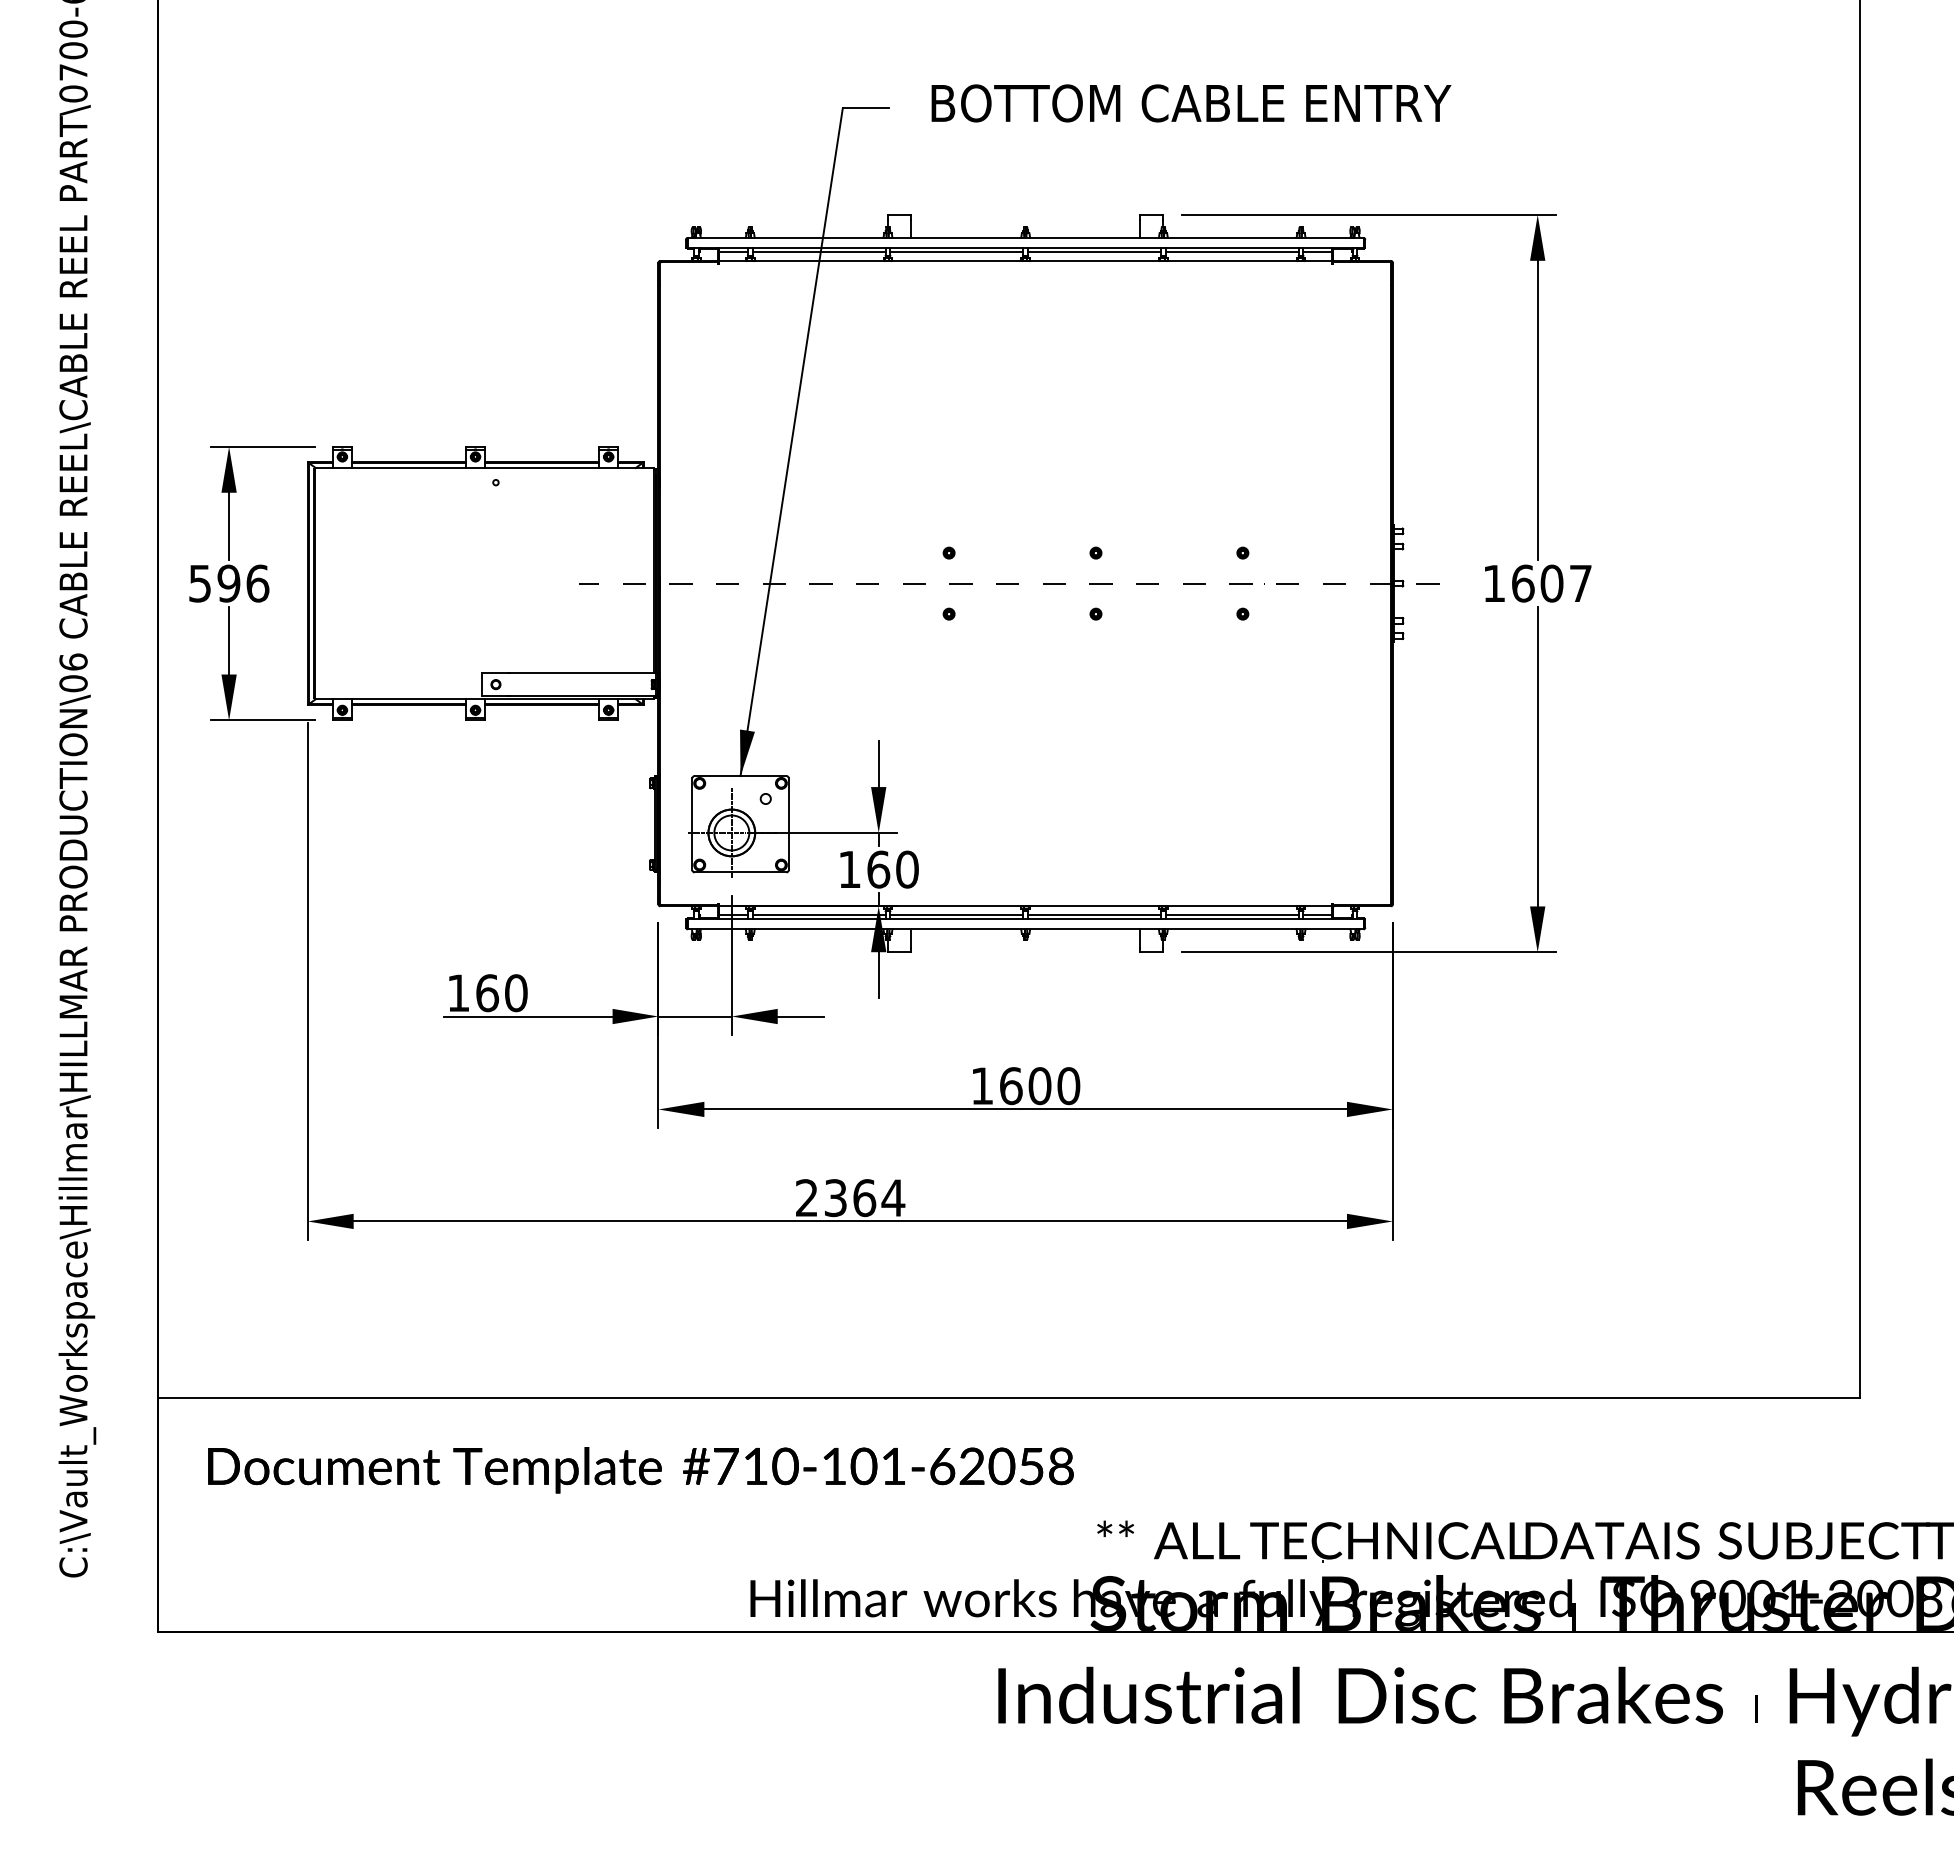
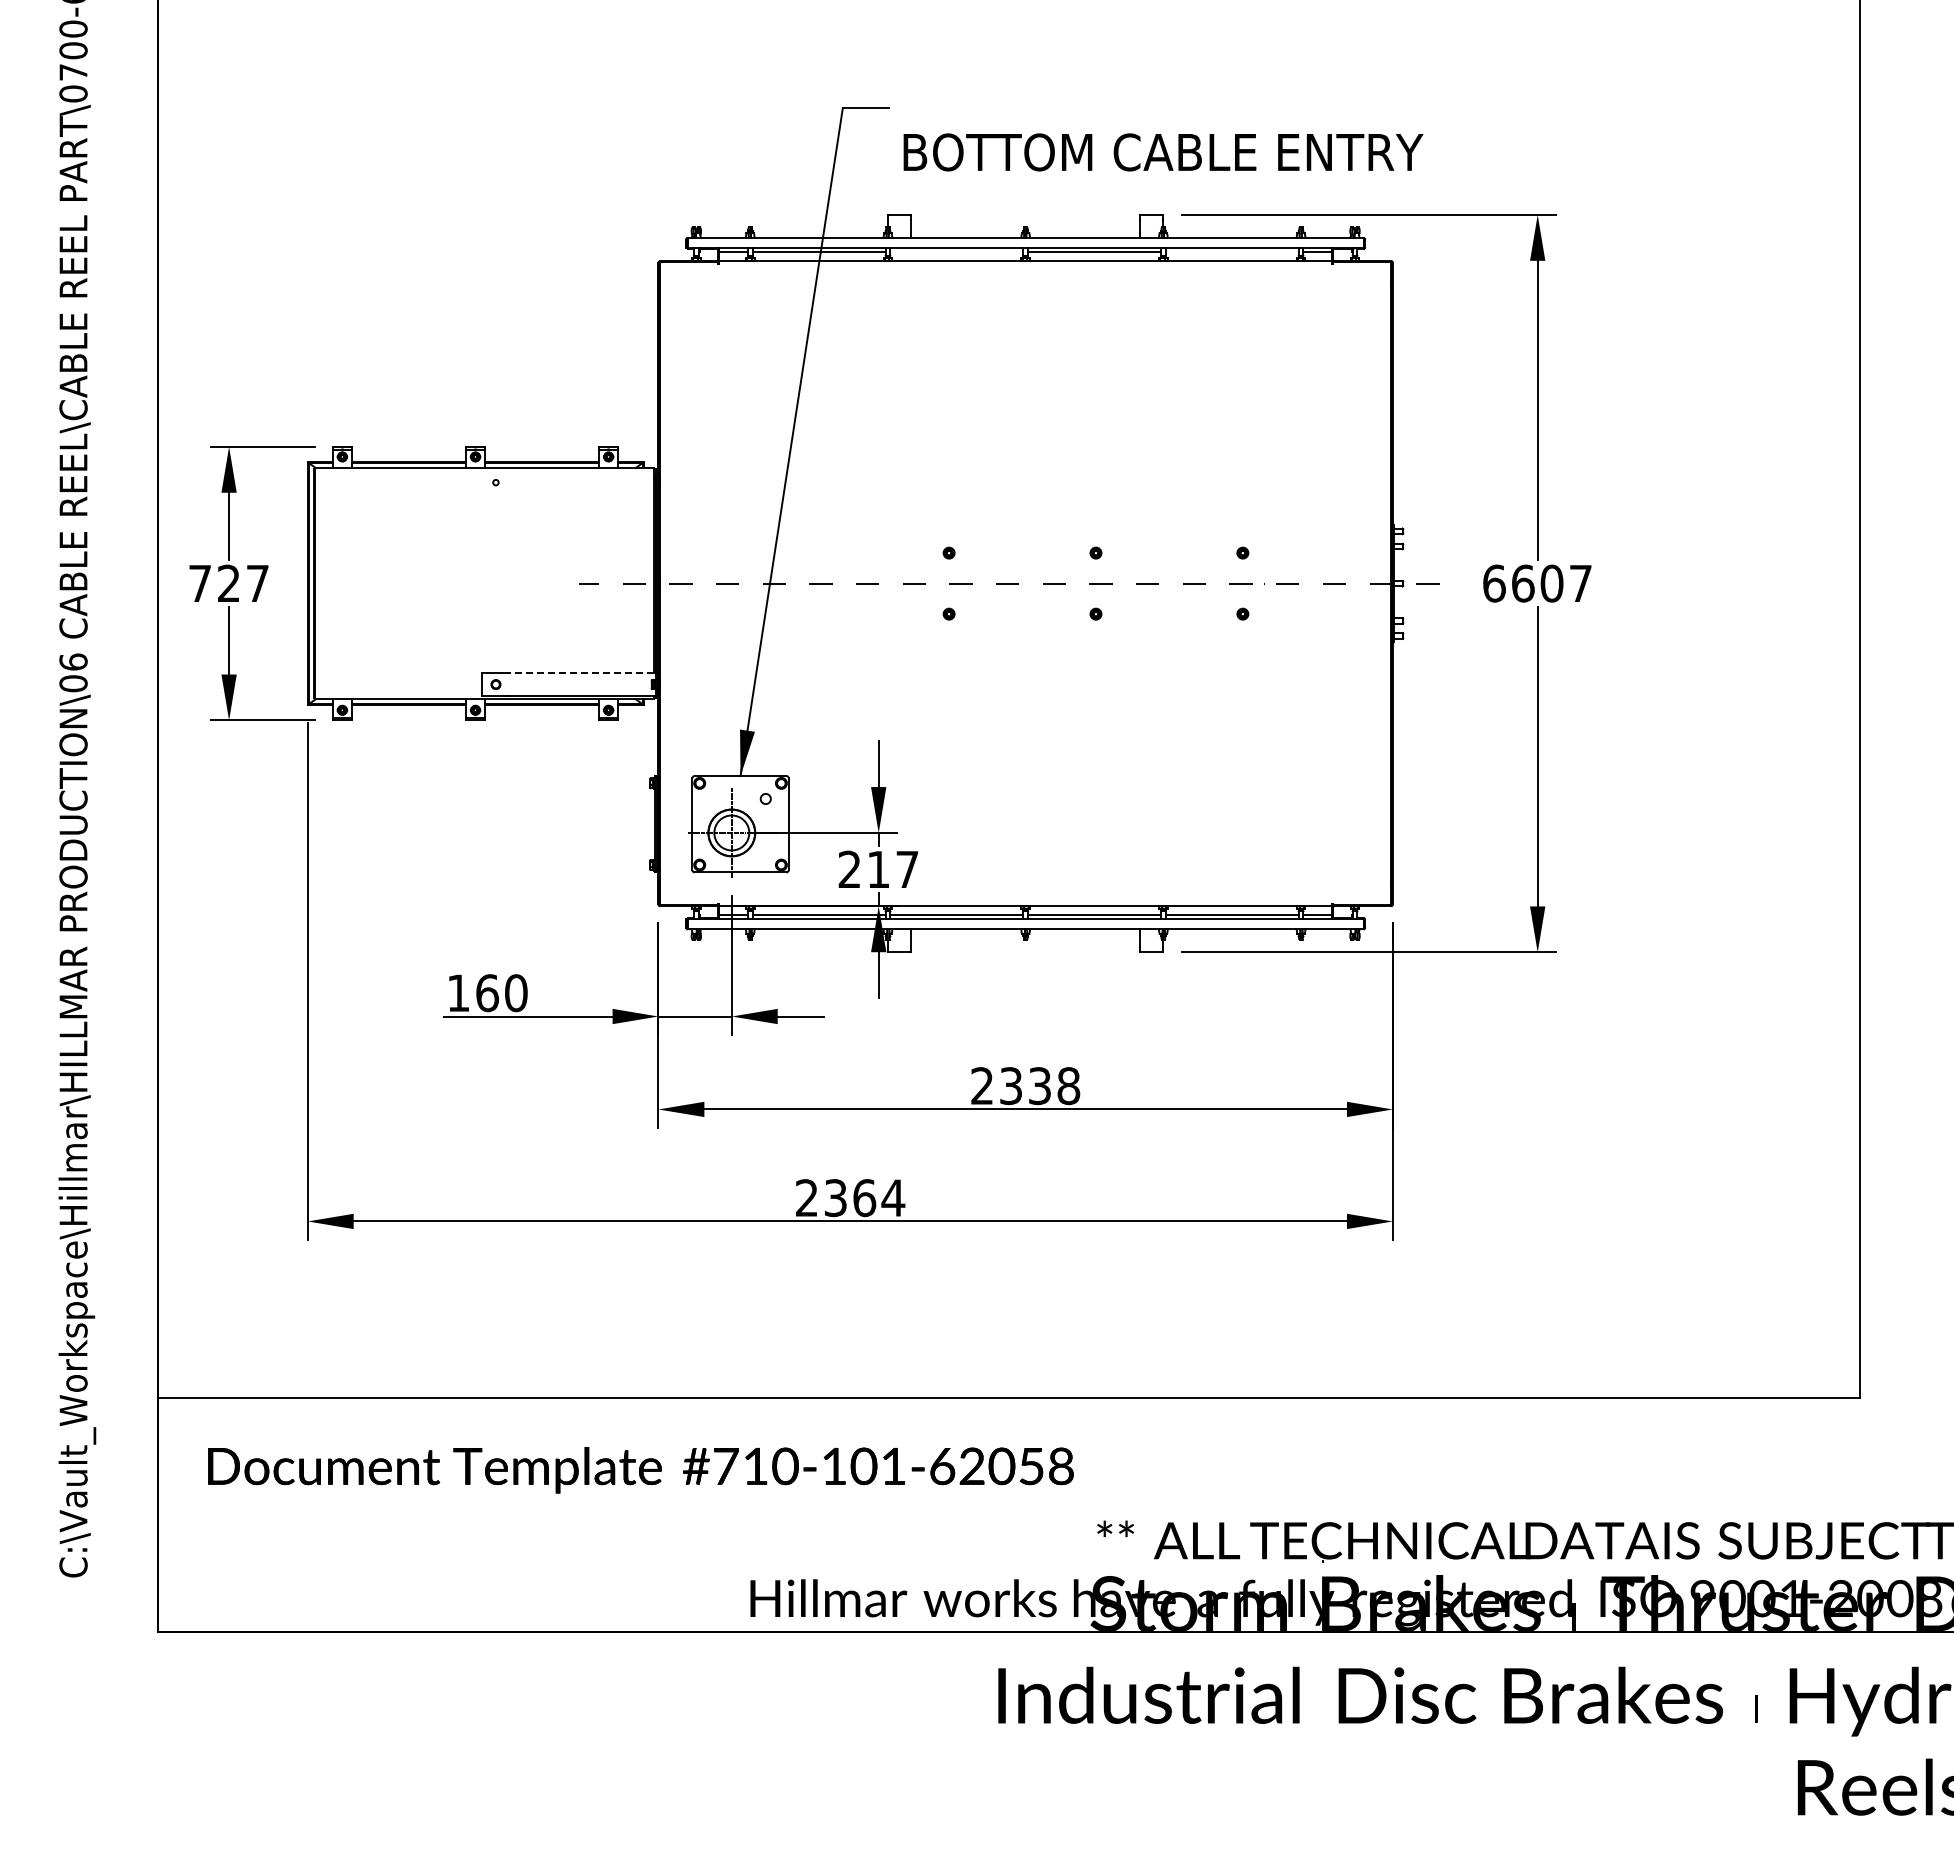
text position: (1191, 103) -> (1163, 152) (1163, 152)
line: present -> none (956, 251)
line: present -> none (1231, 251)
text: 596 -> 727 (229, 583)
text: 1607 -> 6607 (1494, 583)
line: solid -> dashed (581, 673)
text: 160 -> 217 (878, 869)
text: 1600 -> 2338 (1025, 1086)
